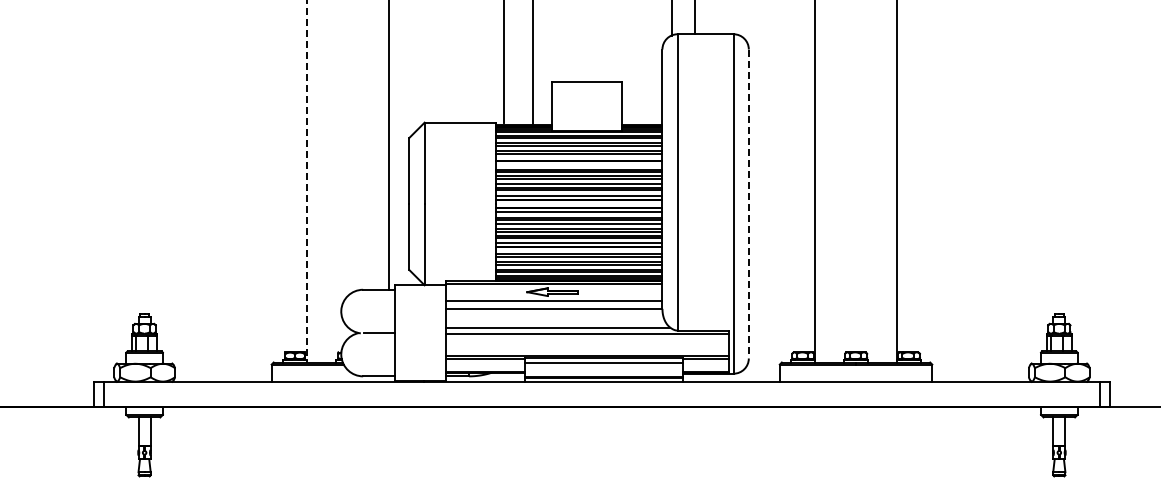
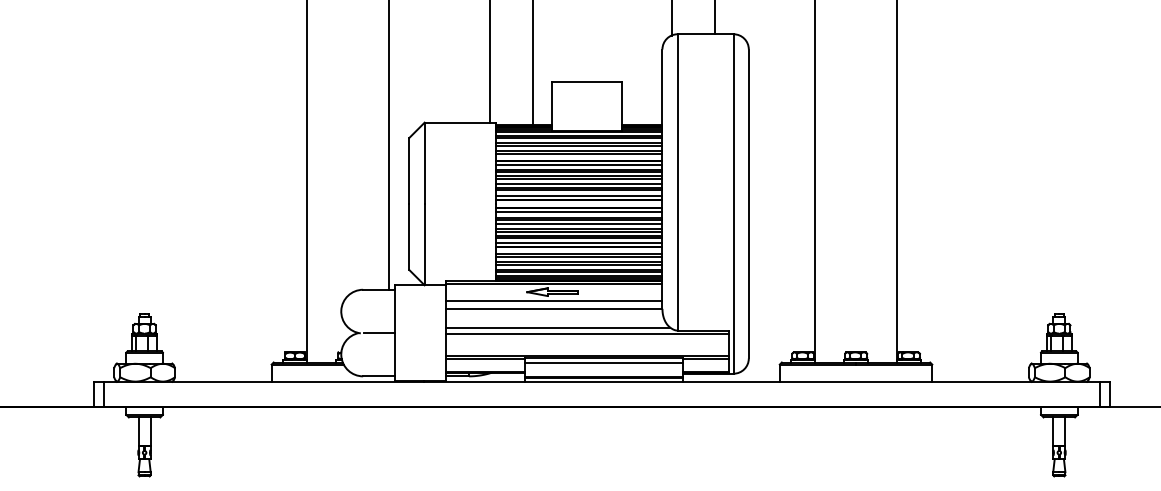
line position: (695, 18) -> (715, 18) (715, 18)
line position: (503, 62) -> (489, 62) (489, 62)
line: none -> present (578, 164)
line: dashed -> solid (307, 181)
line: dashed -> solid (748, 204)
